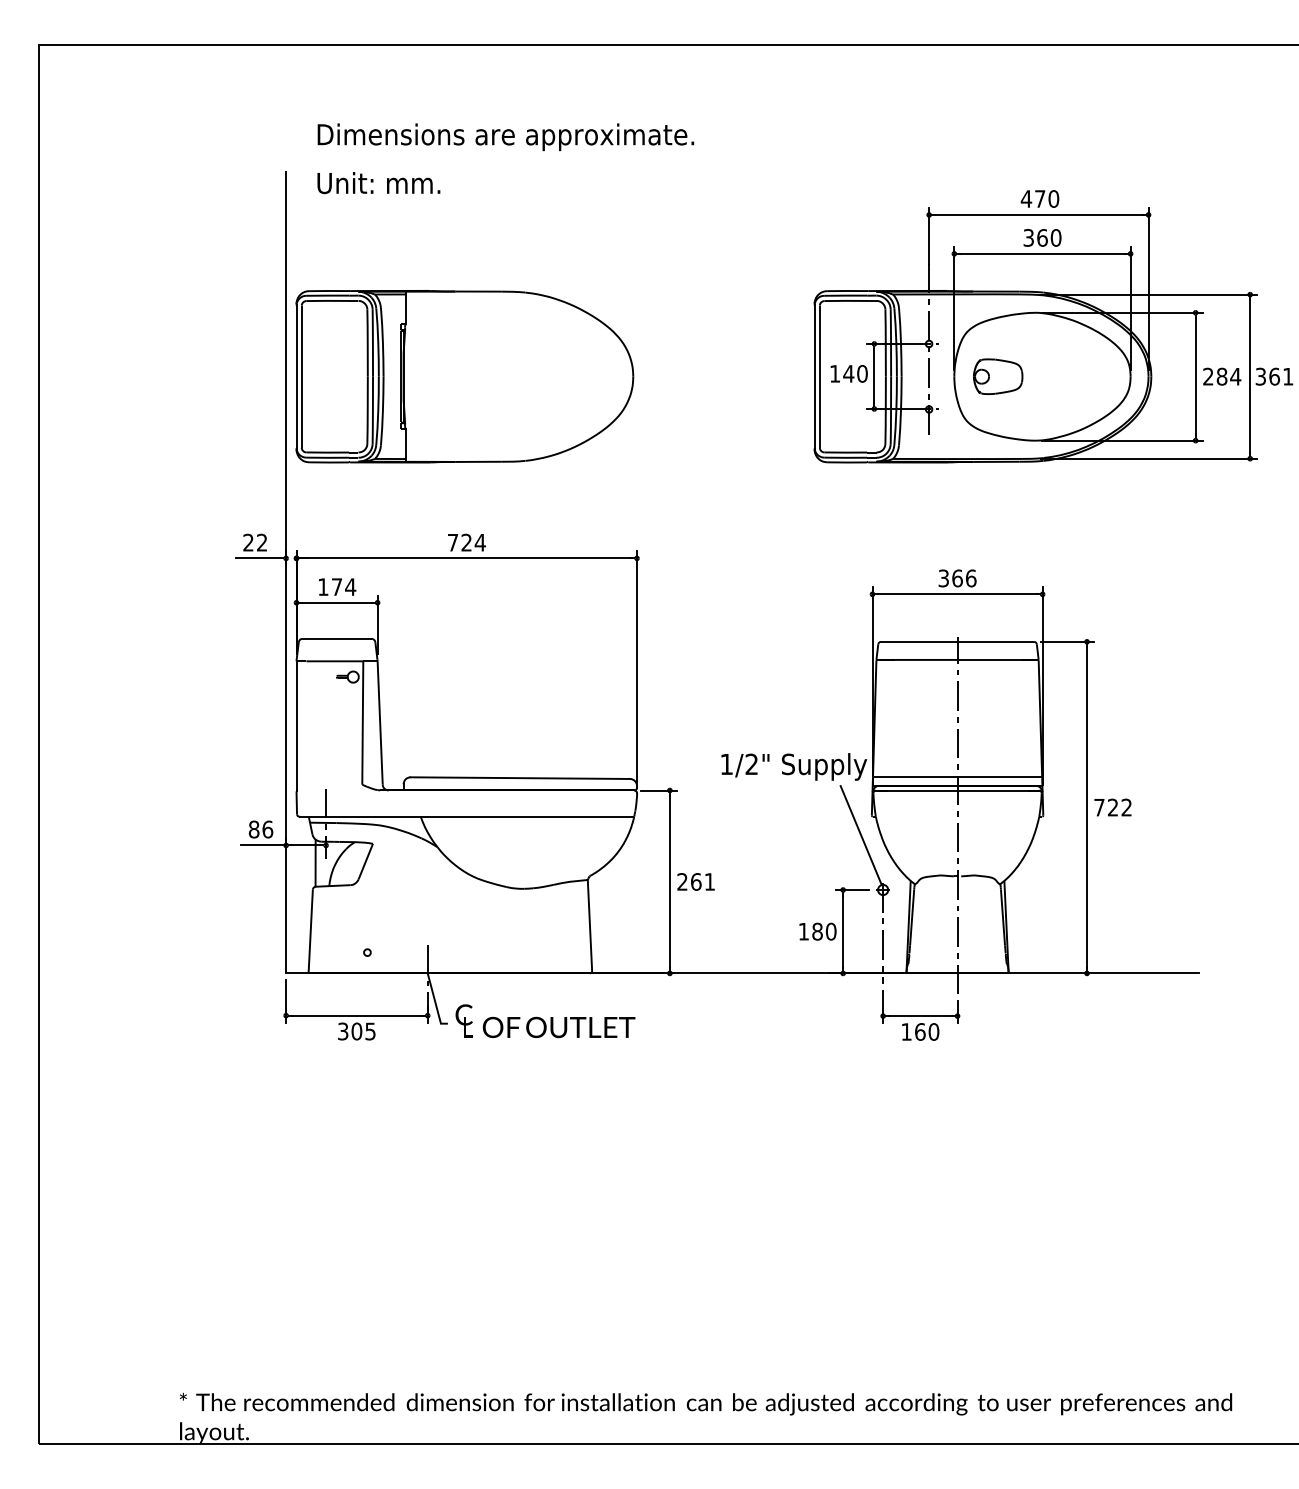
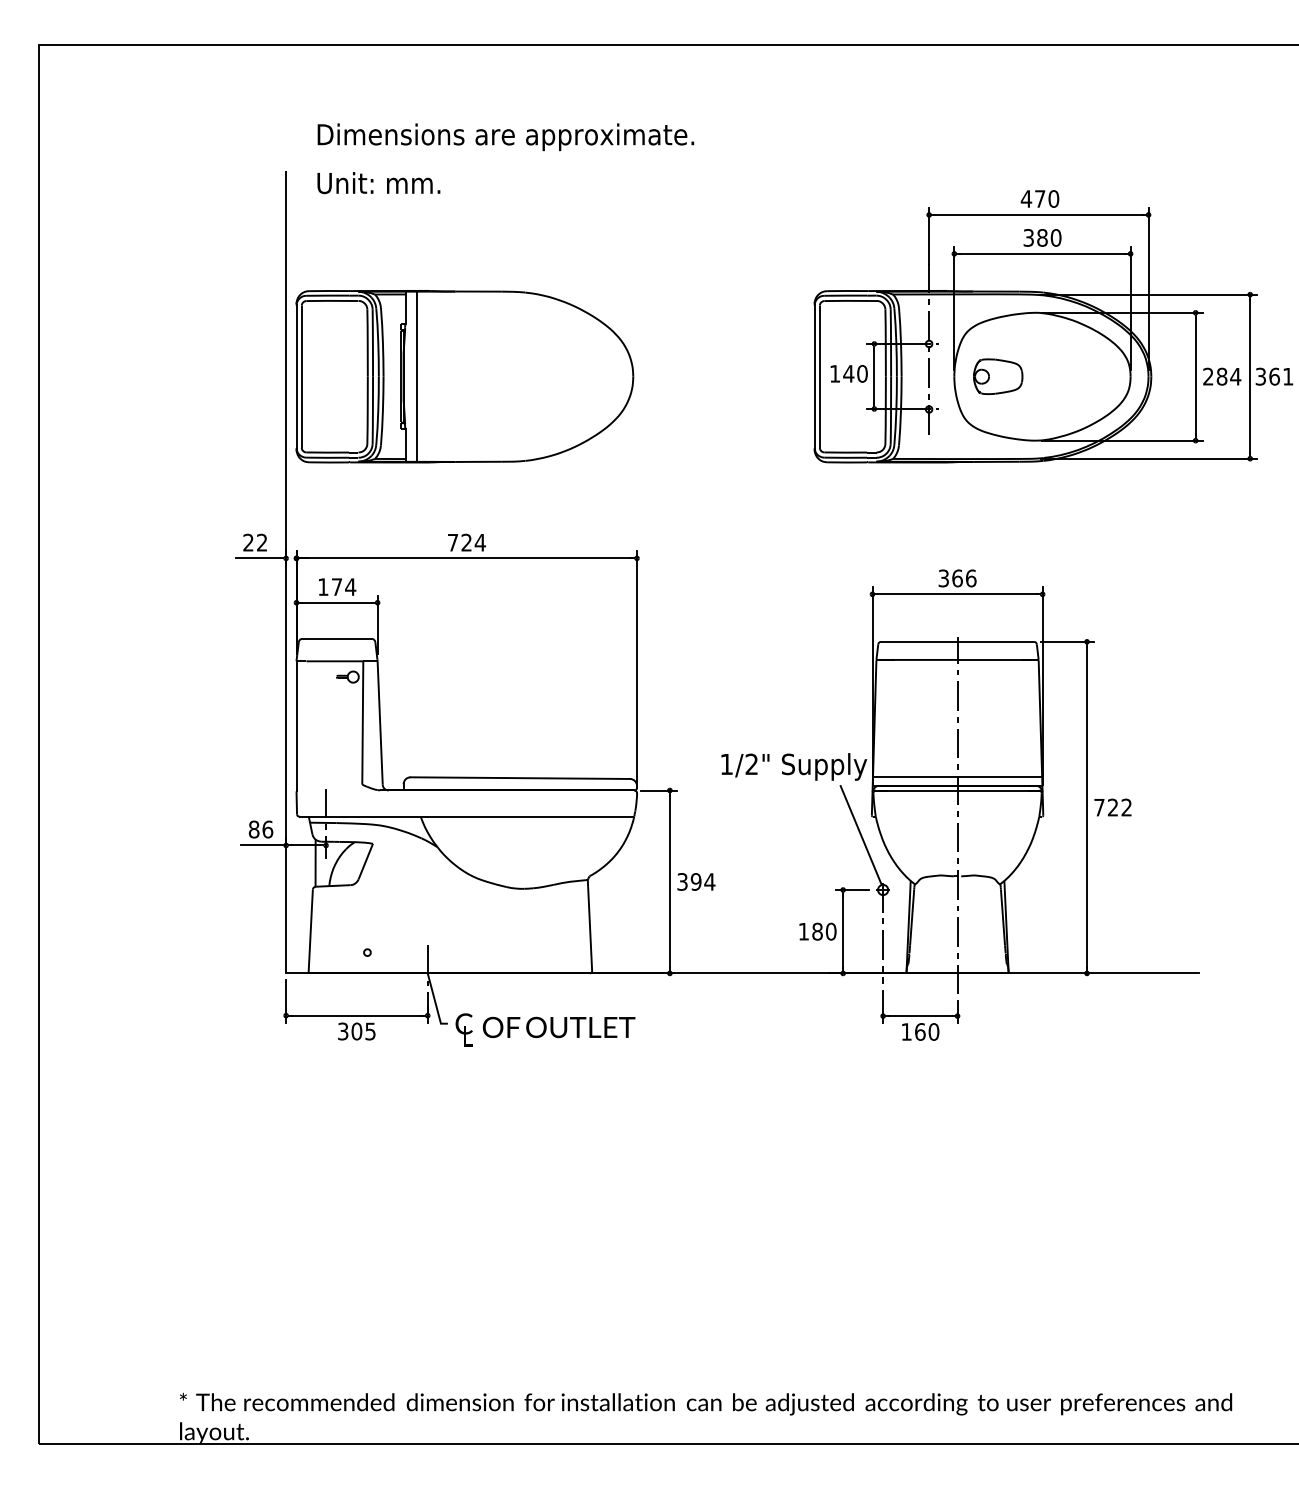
text: 360 -> 380 (1042, 237)
line: none -> present (417, 376)
text: 261 -> 394 (696, 881)
text position: (463, 1020) -> (463, 1029) (463, 1029)
